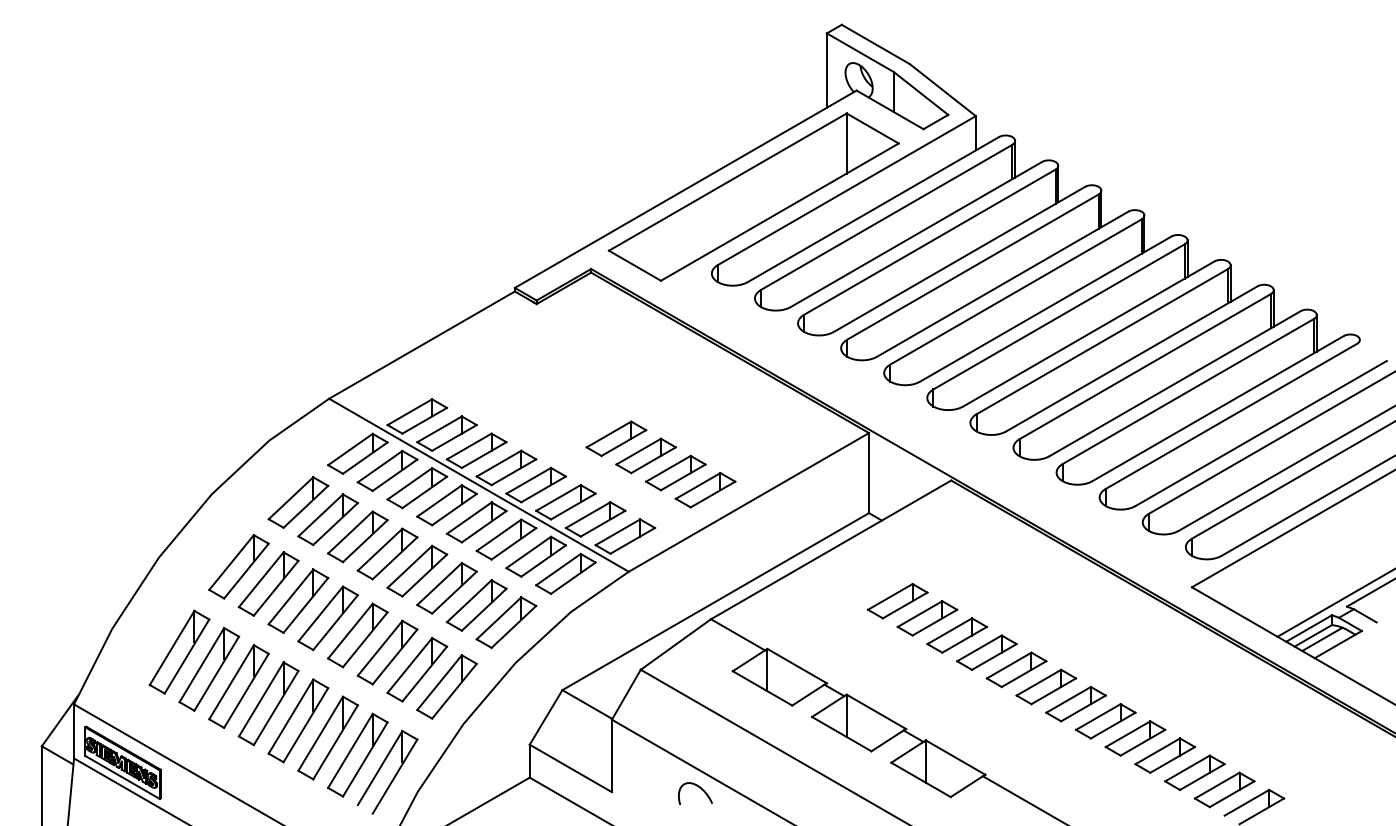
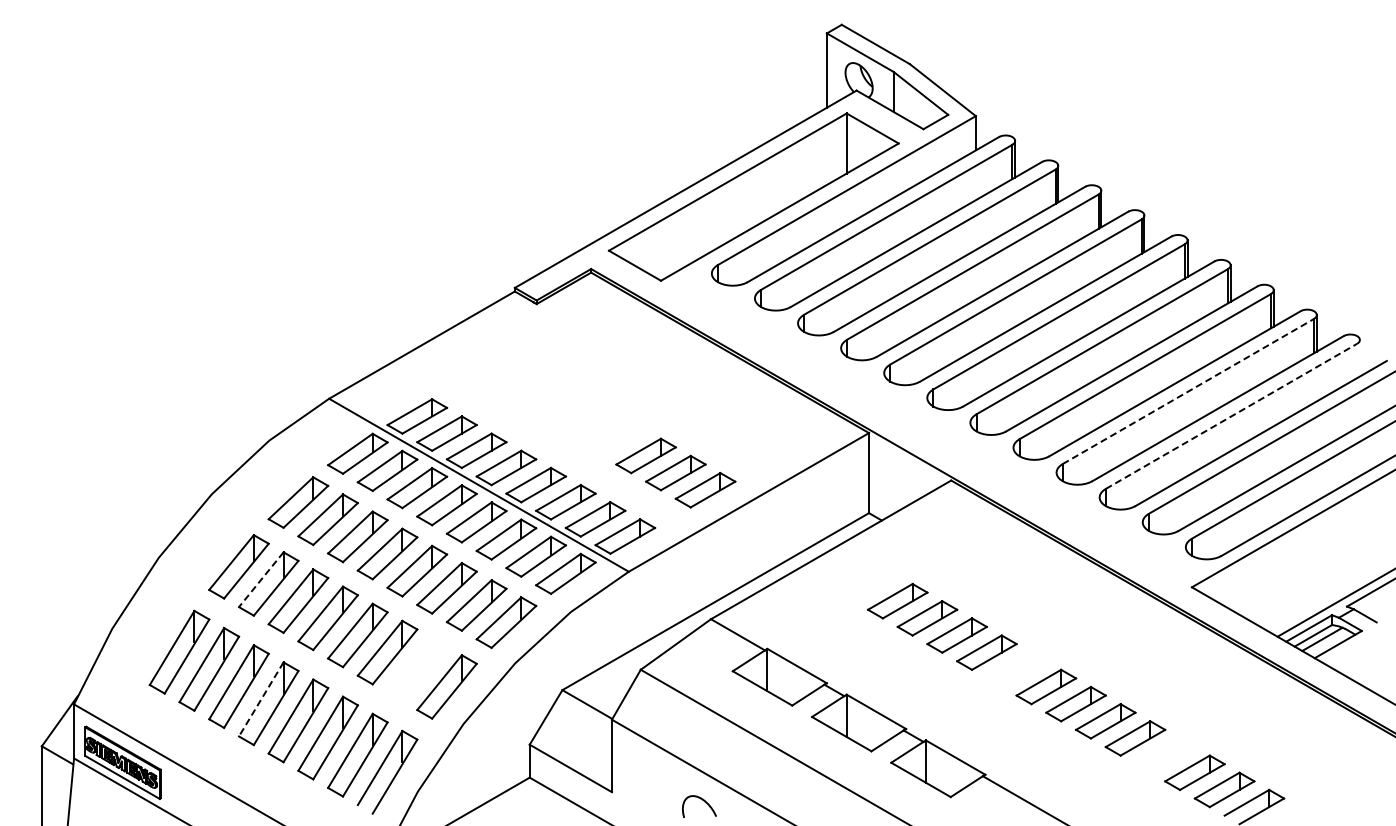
line: solid -> dashed (1188, 391)
line: solid -> dashed (1231, 416)
part: present -> none (616, 438)
line: solid -> dashed (260, 580)
part: present -> none (417, 669)
part: present -> none (1016, 669)
line: solid -> dashed (261, 699)
part: present -> none (1164, 755)
curve position: (699, 788) -> (703, 801) (703, 801)
